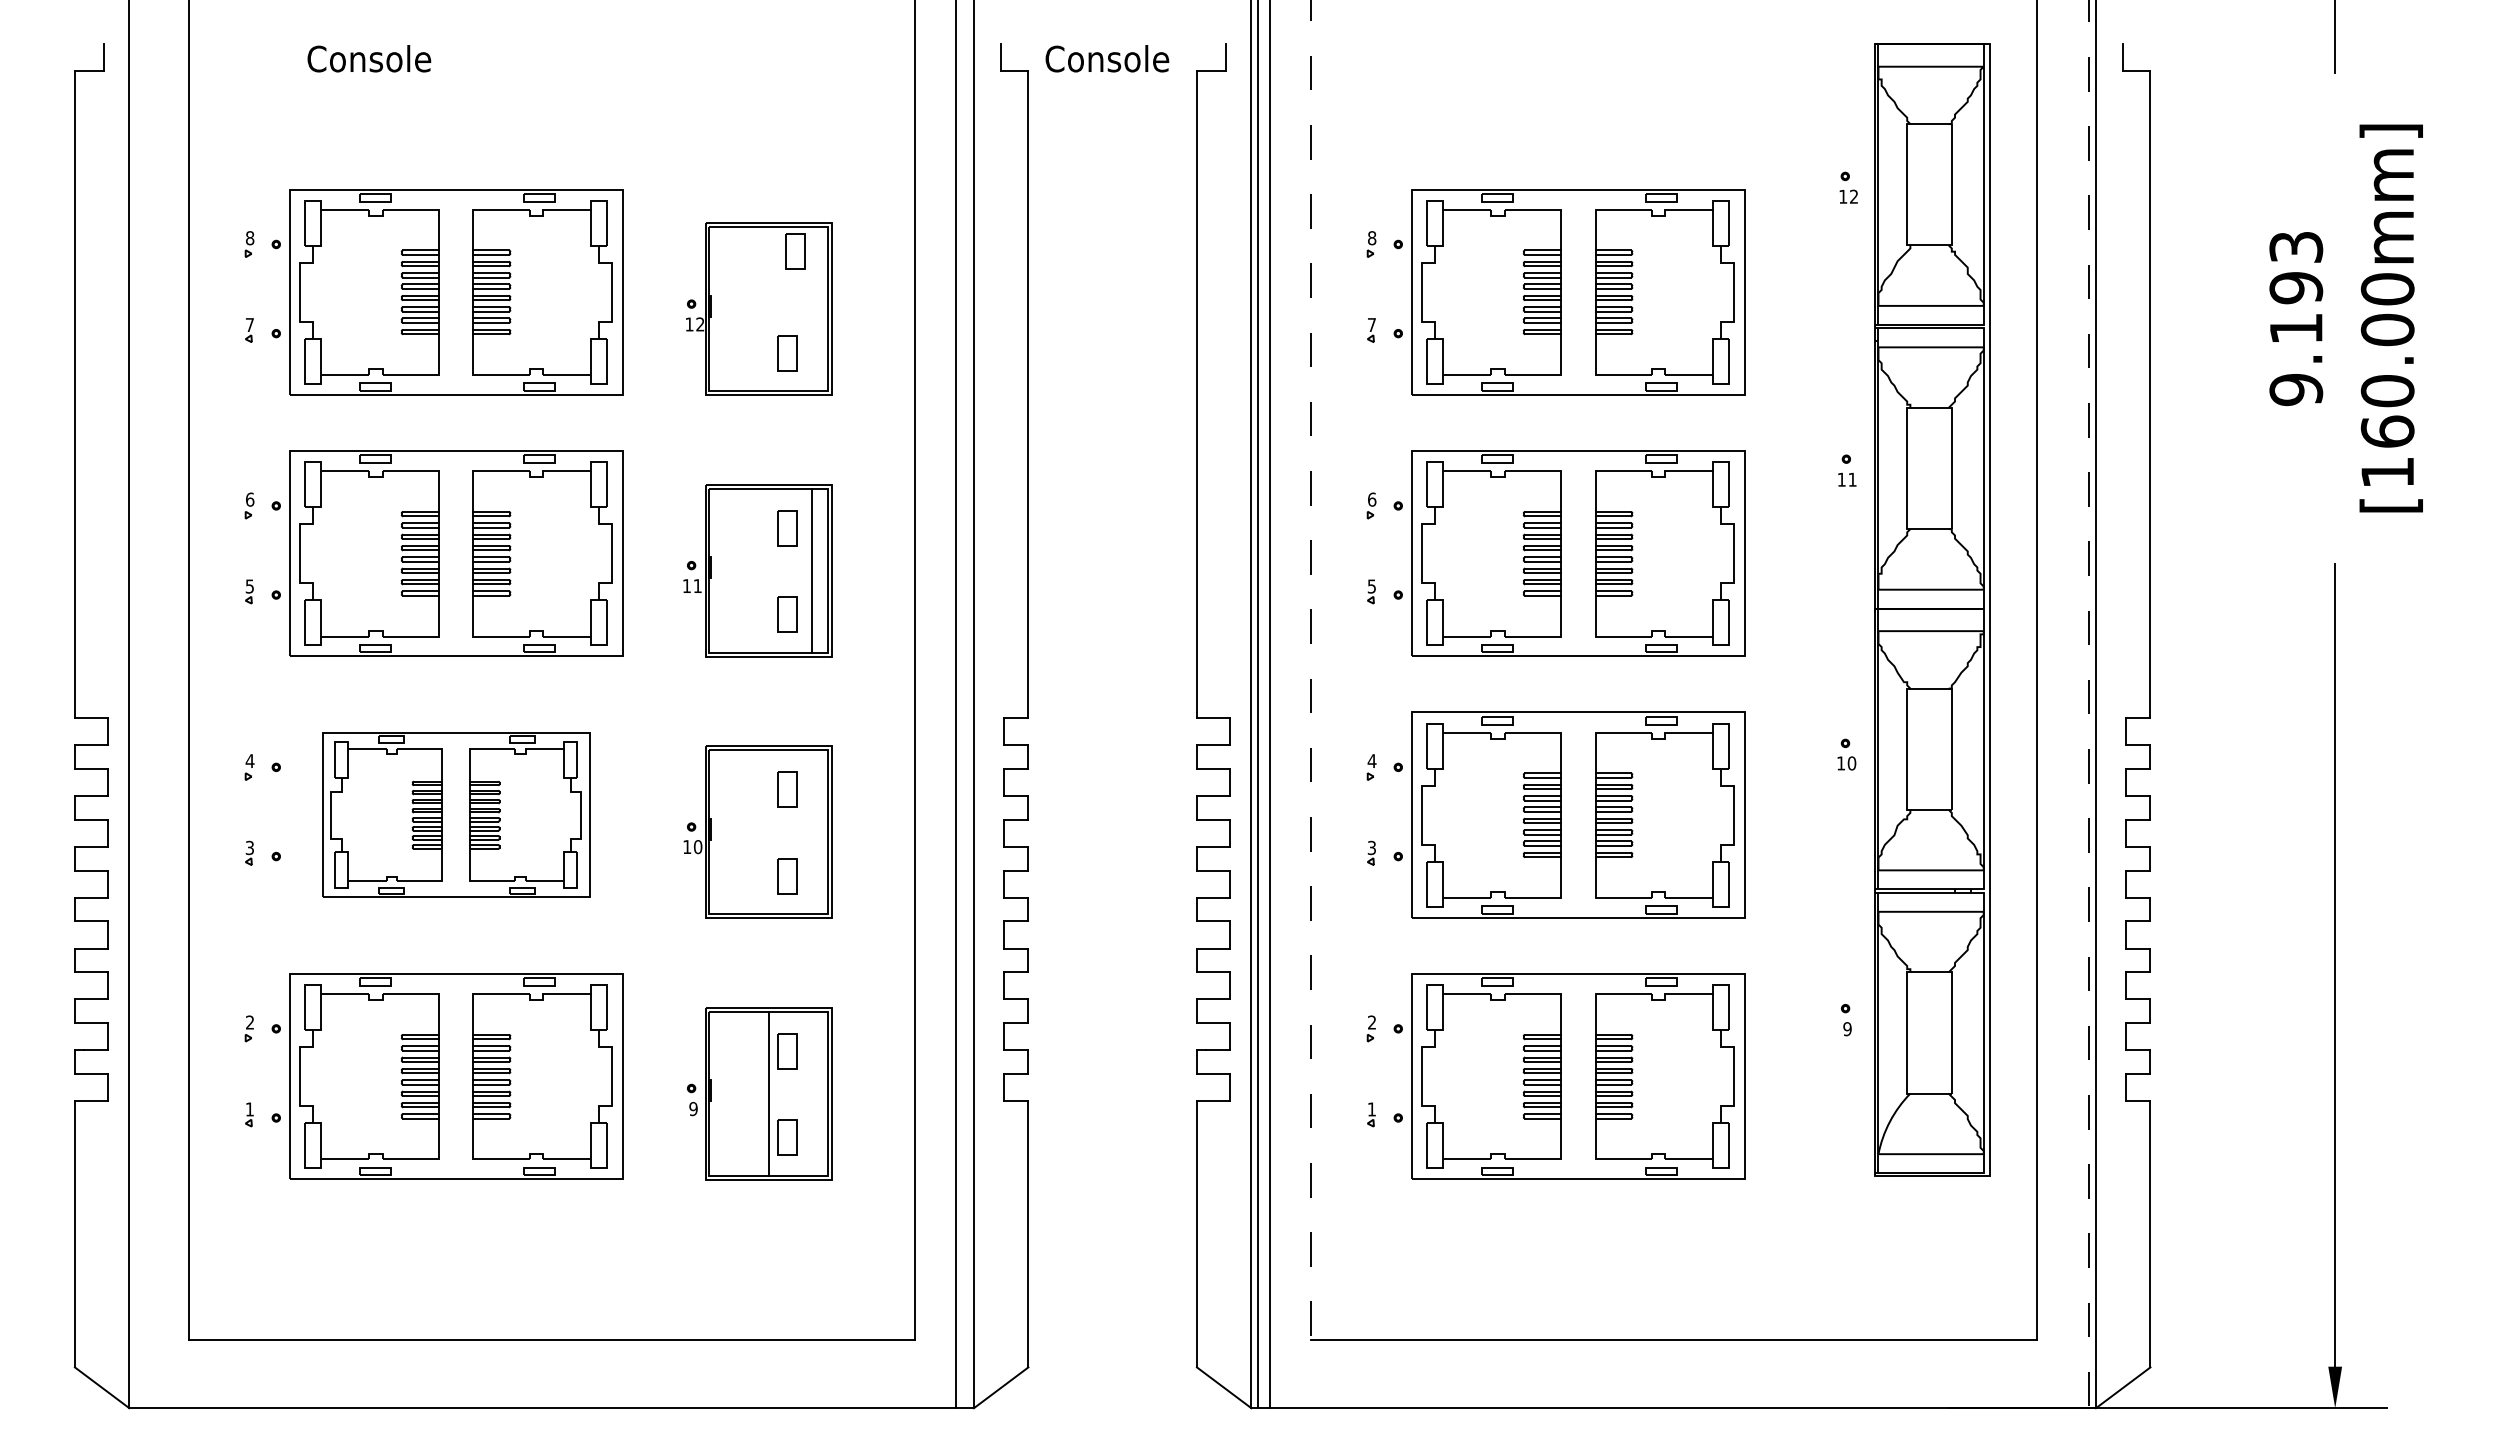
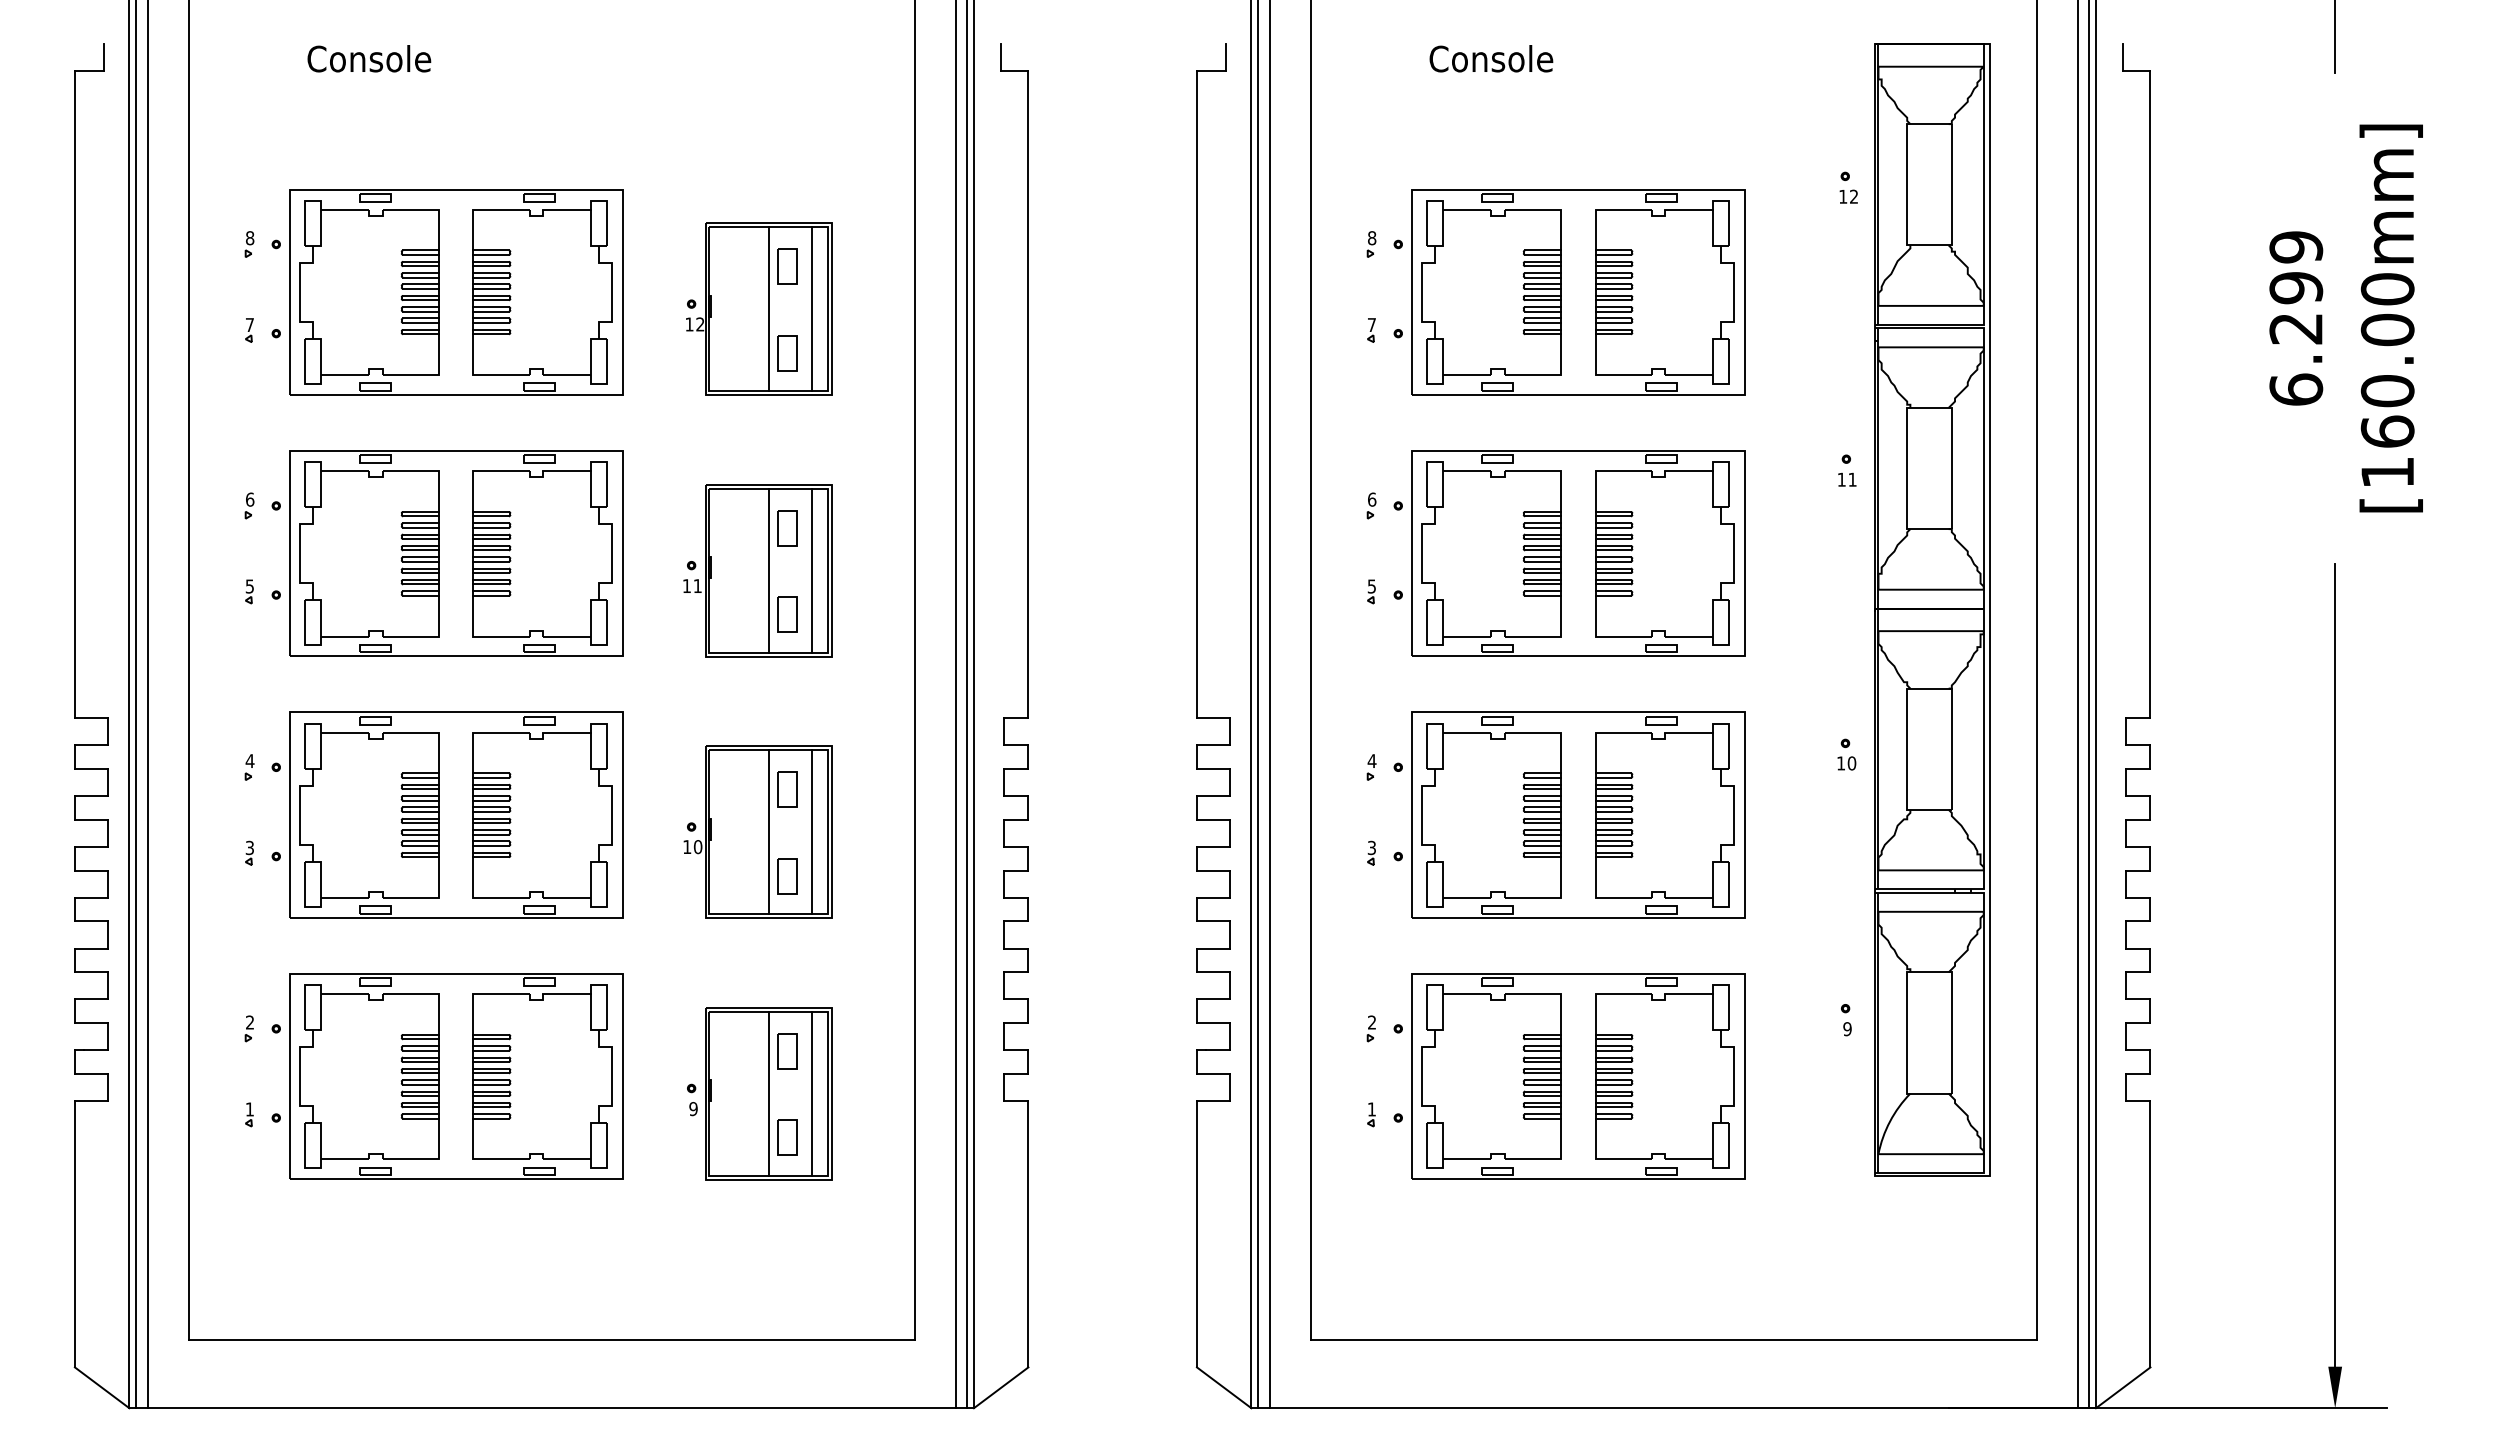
text position: (1107, 58) -> (1491, 58) (1491, 58)
part position: (795, 251) -> (787, 266) (787, 266)
line: none -> present (768, 309)
line: none -> present (811, 309)
text: 9.193 -> 6.299 (2296, 318)
line: none -> present (768, 570)
line: dashed -> solid (1310, 670)
line: dashed -> solid (2089, 704)
line: none -> present (136, 705)
line: none -> present (147, 705)
line: none -> present (967, 705)
line: none -> present (2077, 705)
part size: 269x166 px -> 335x208 px (456, 814)
line: none -> present (768, 832)
line: none -> present (811, 832)
line: none -> present (811, 1093)
